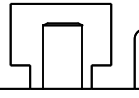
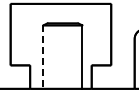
line: solid -> dashed (43, 57)
